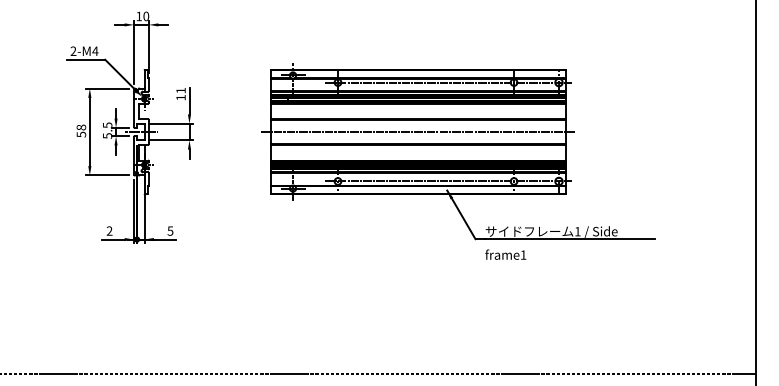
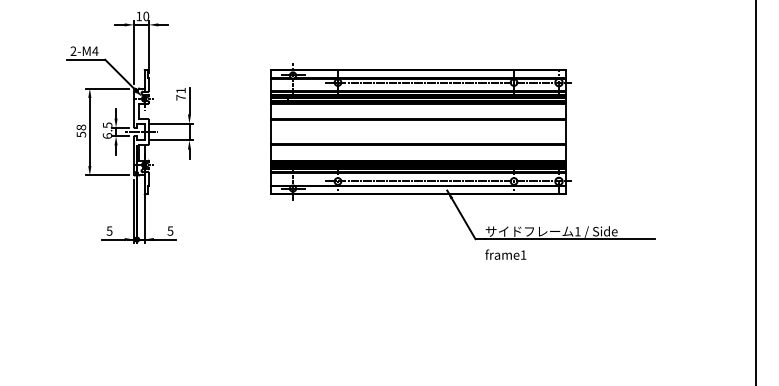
text: 11 -> 71 (180, 97)
line: present -> none (418, 132)
text: 5.5 -> 6.5 (107, 135)
text: 2 -> 5 (109, 230)
line: present -> none (378, 374)
